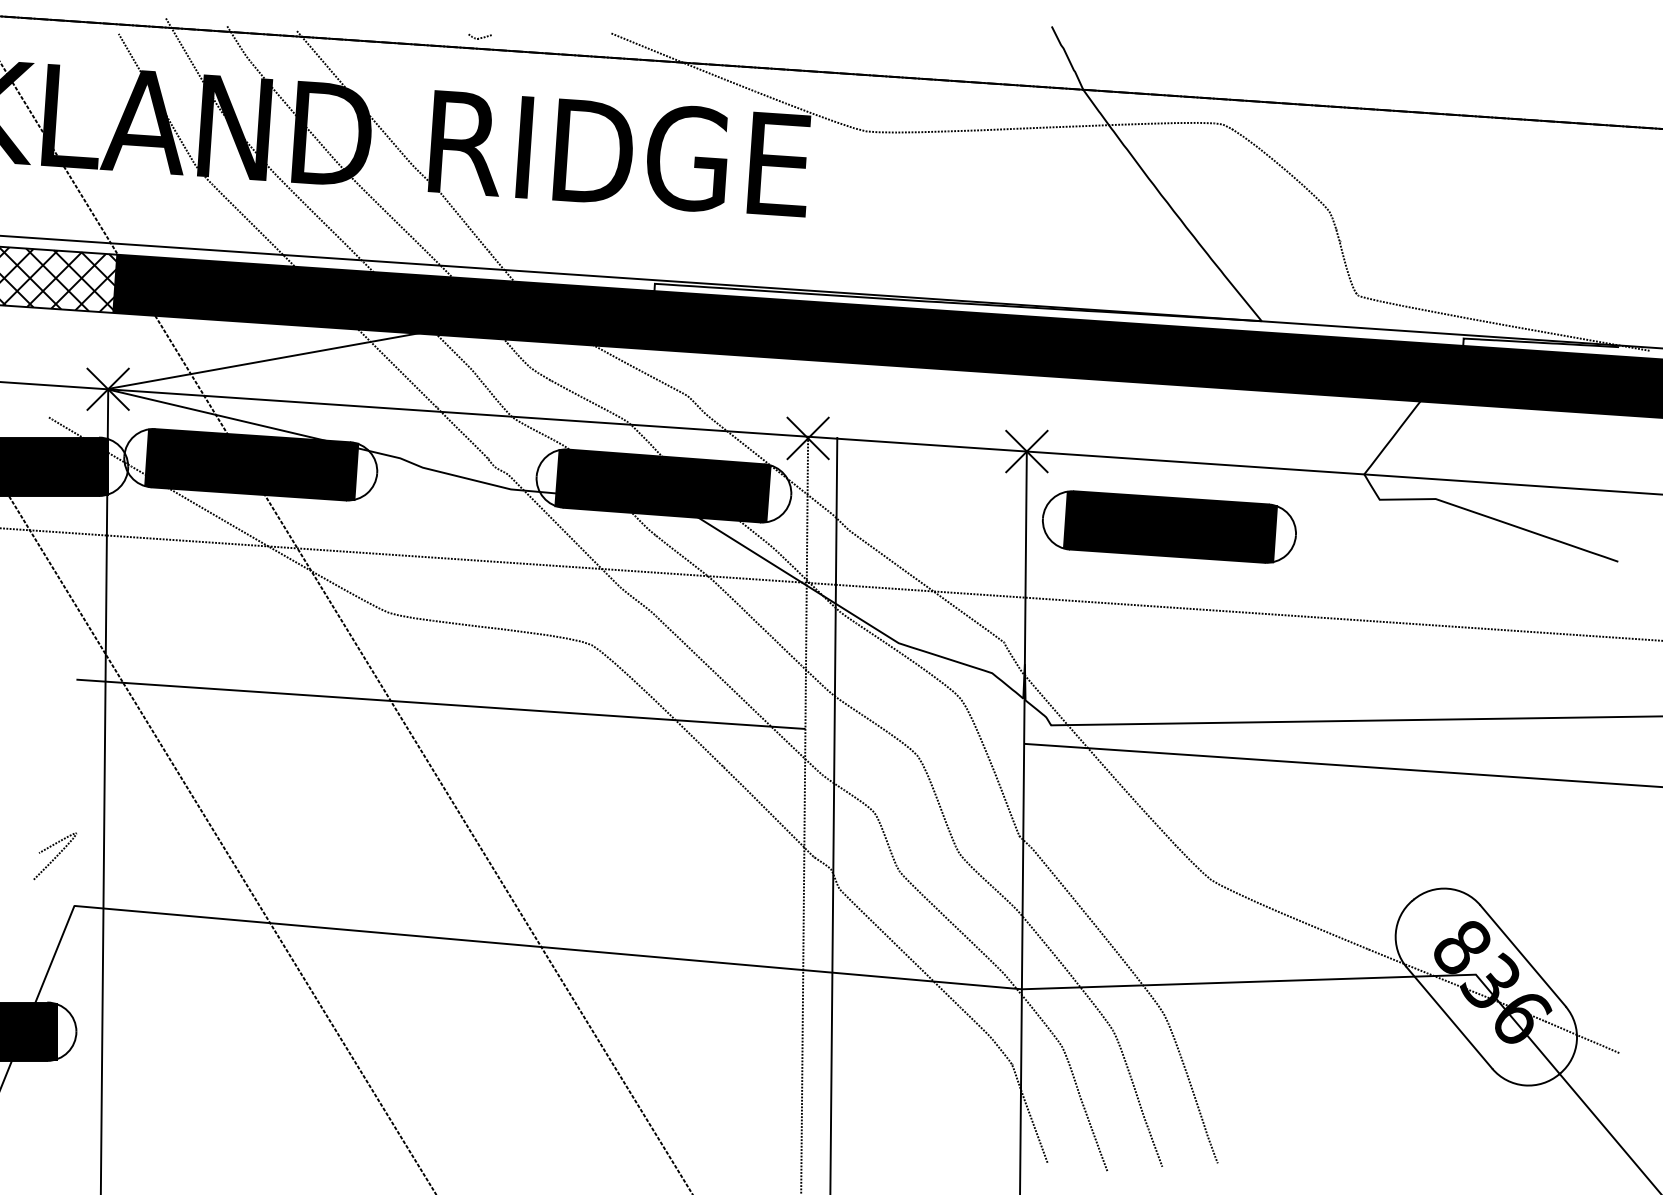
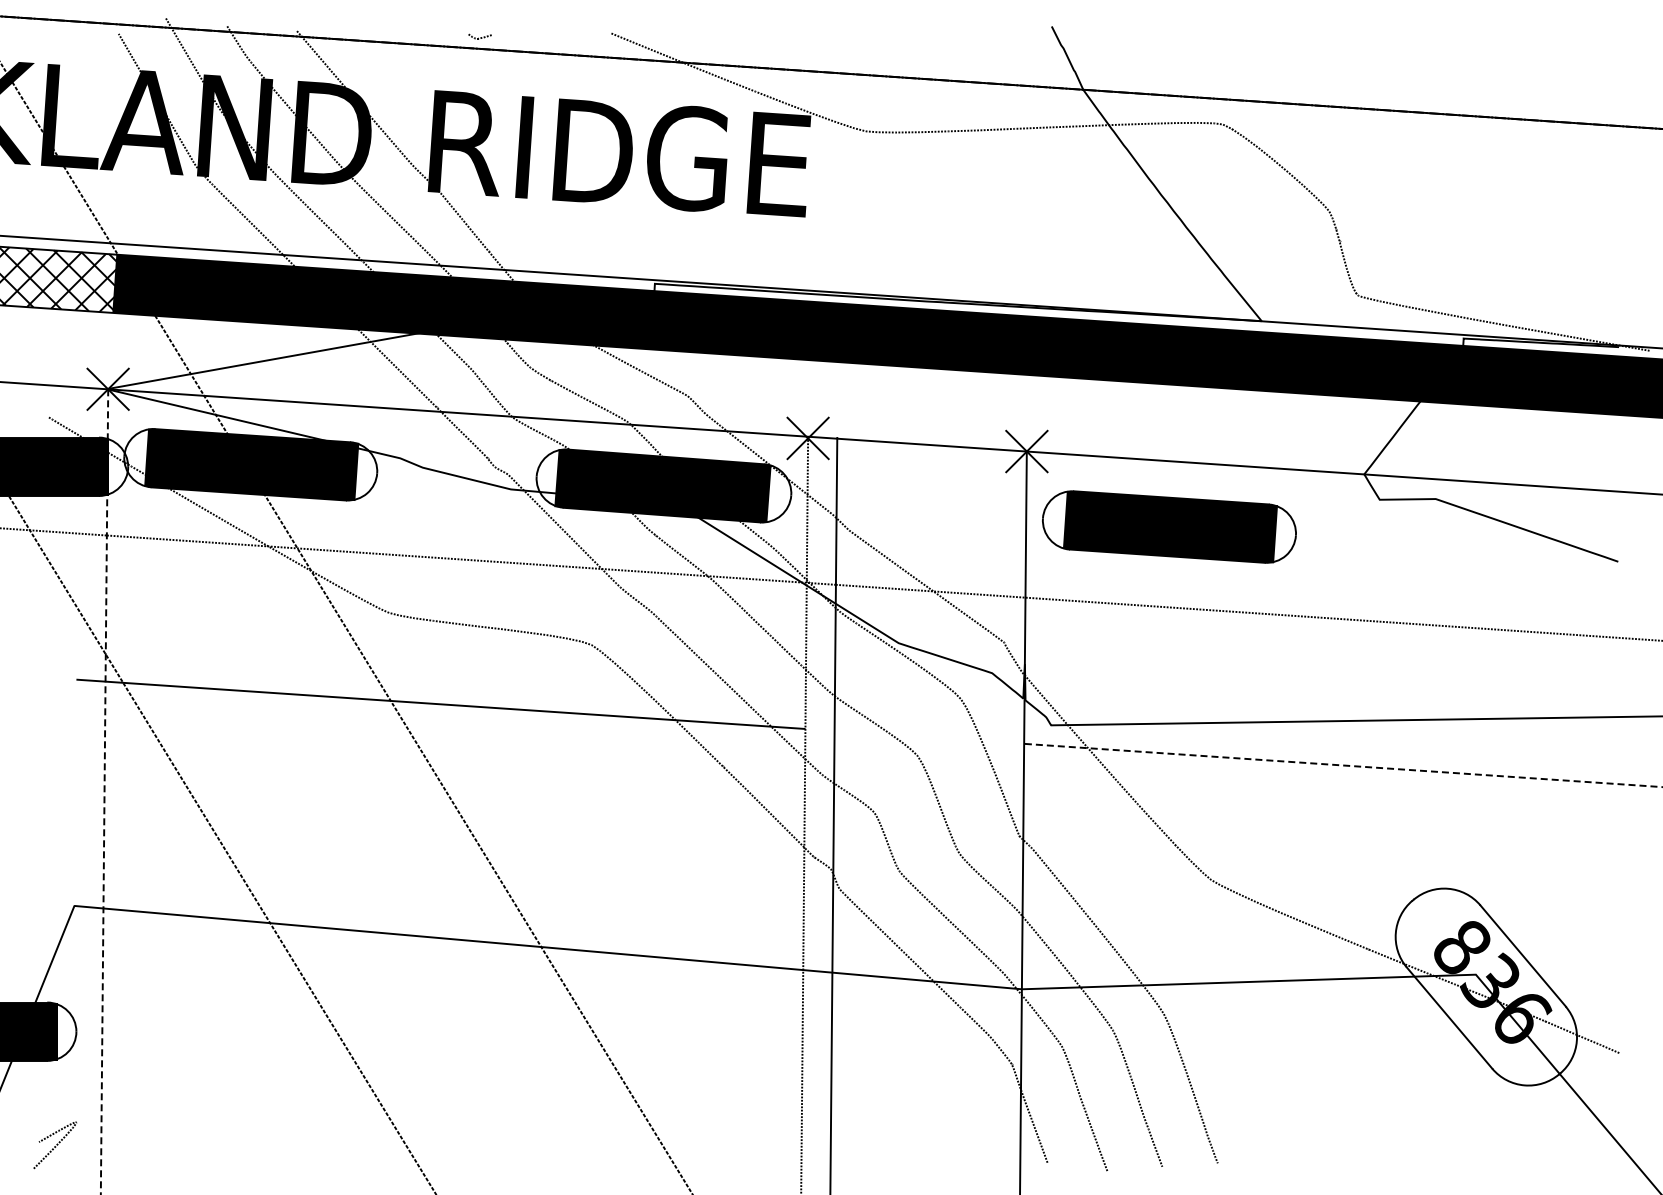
line: solid -> dashed (1343, 765)
line: solid -> dashed (104, 792)
curve position: (55, 857) -> (55, 1146) (55, 1146)
